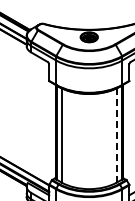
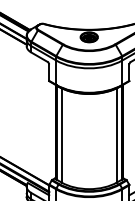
line: dashed -> solid (116, 134)
